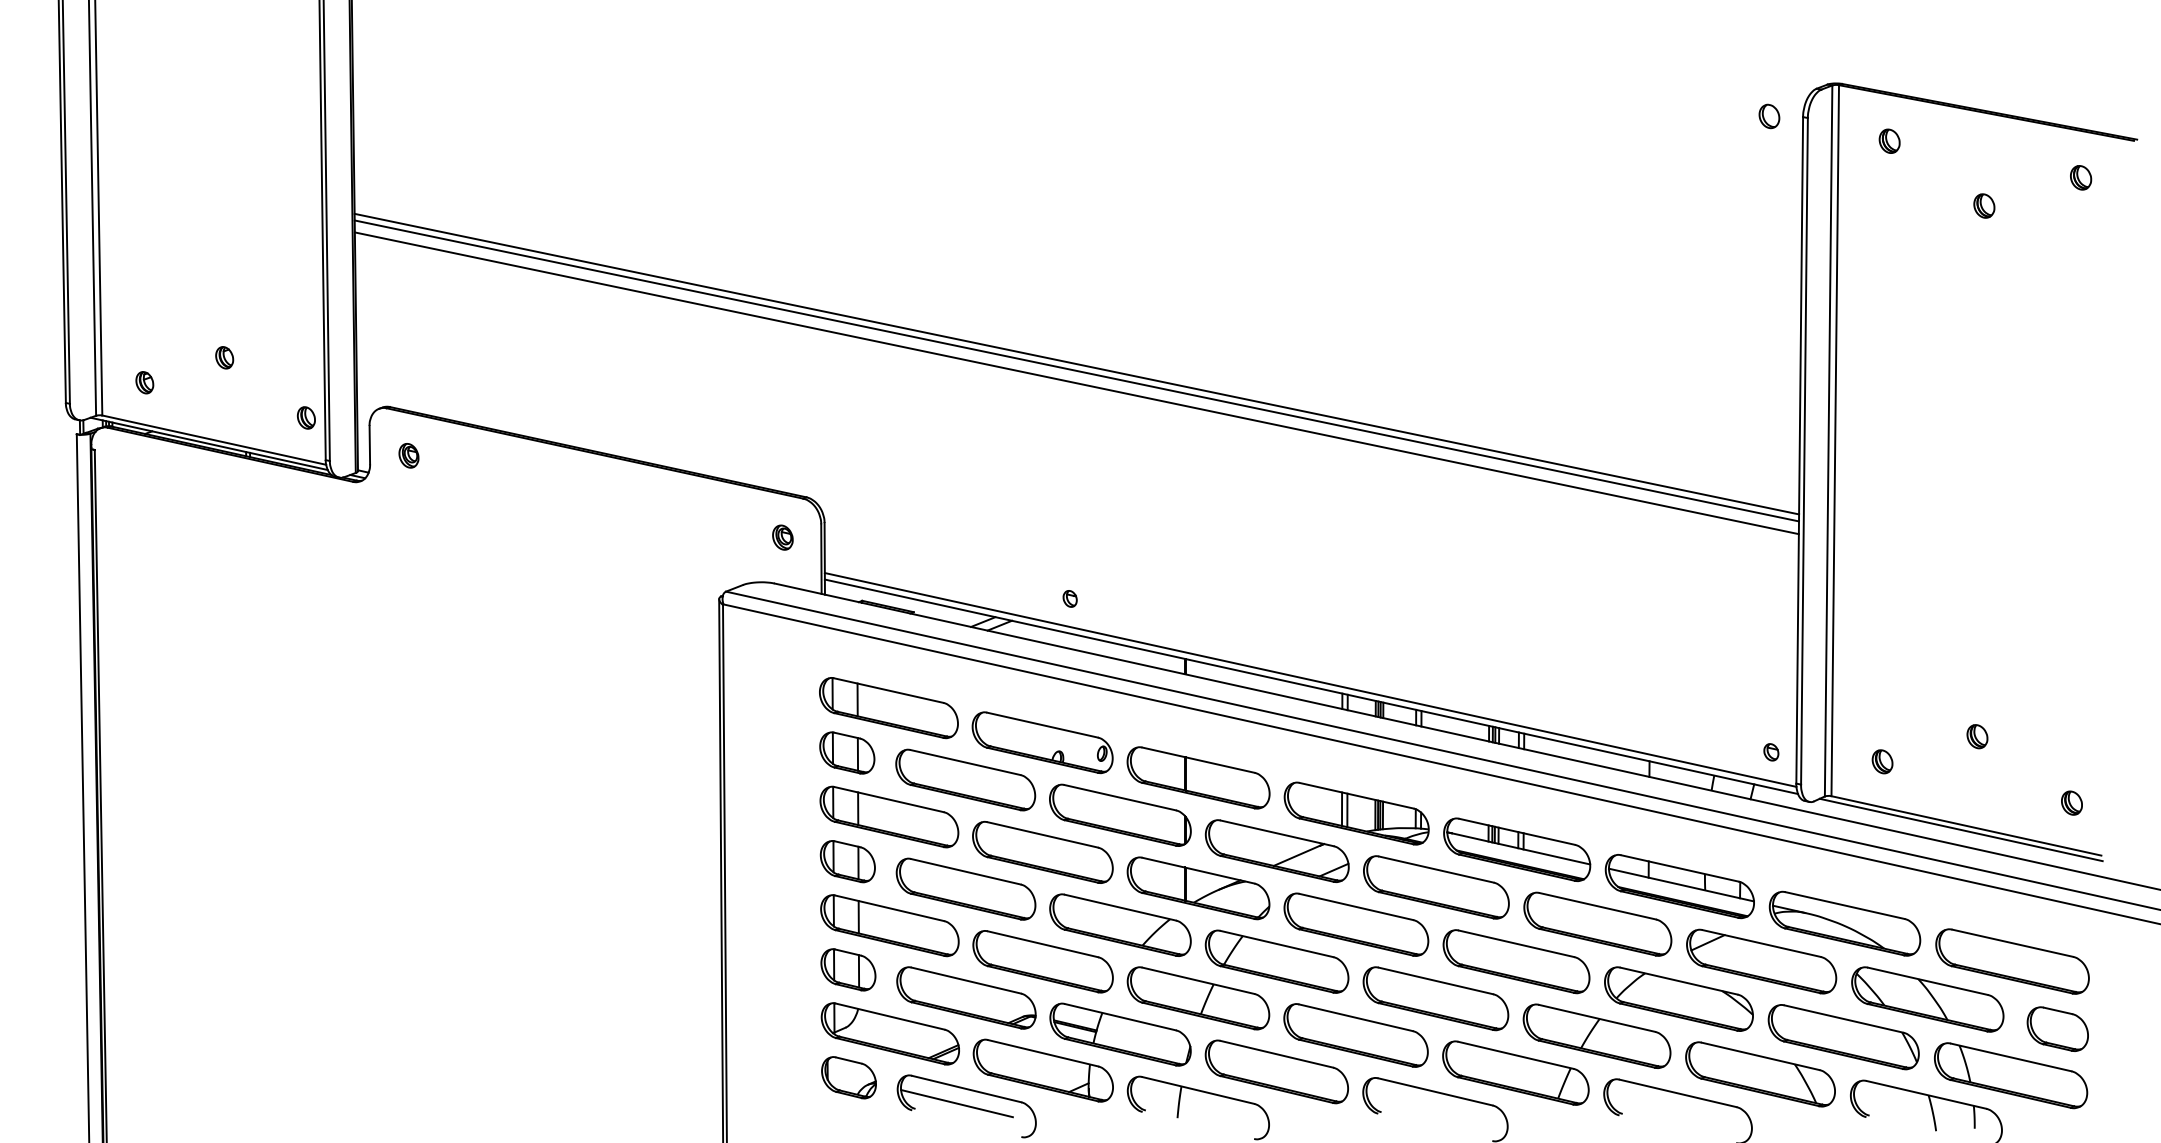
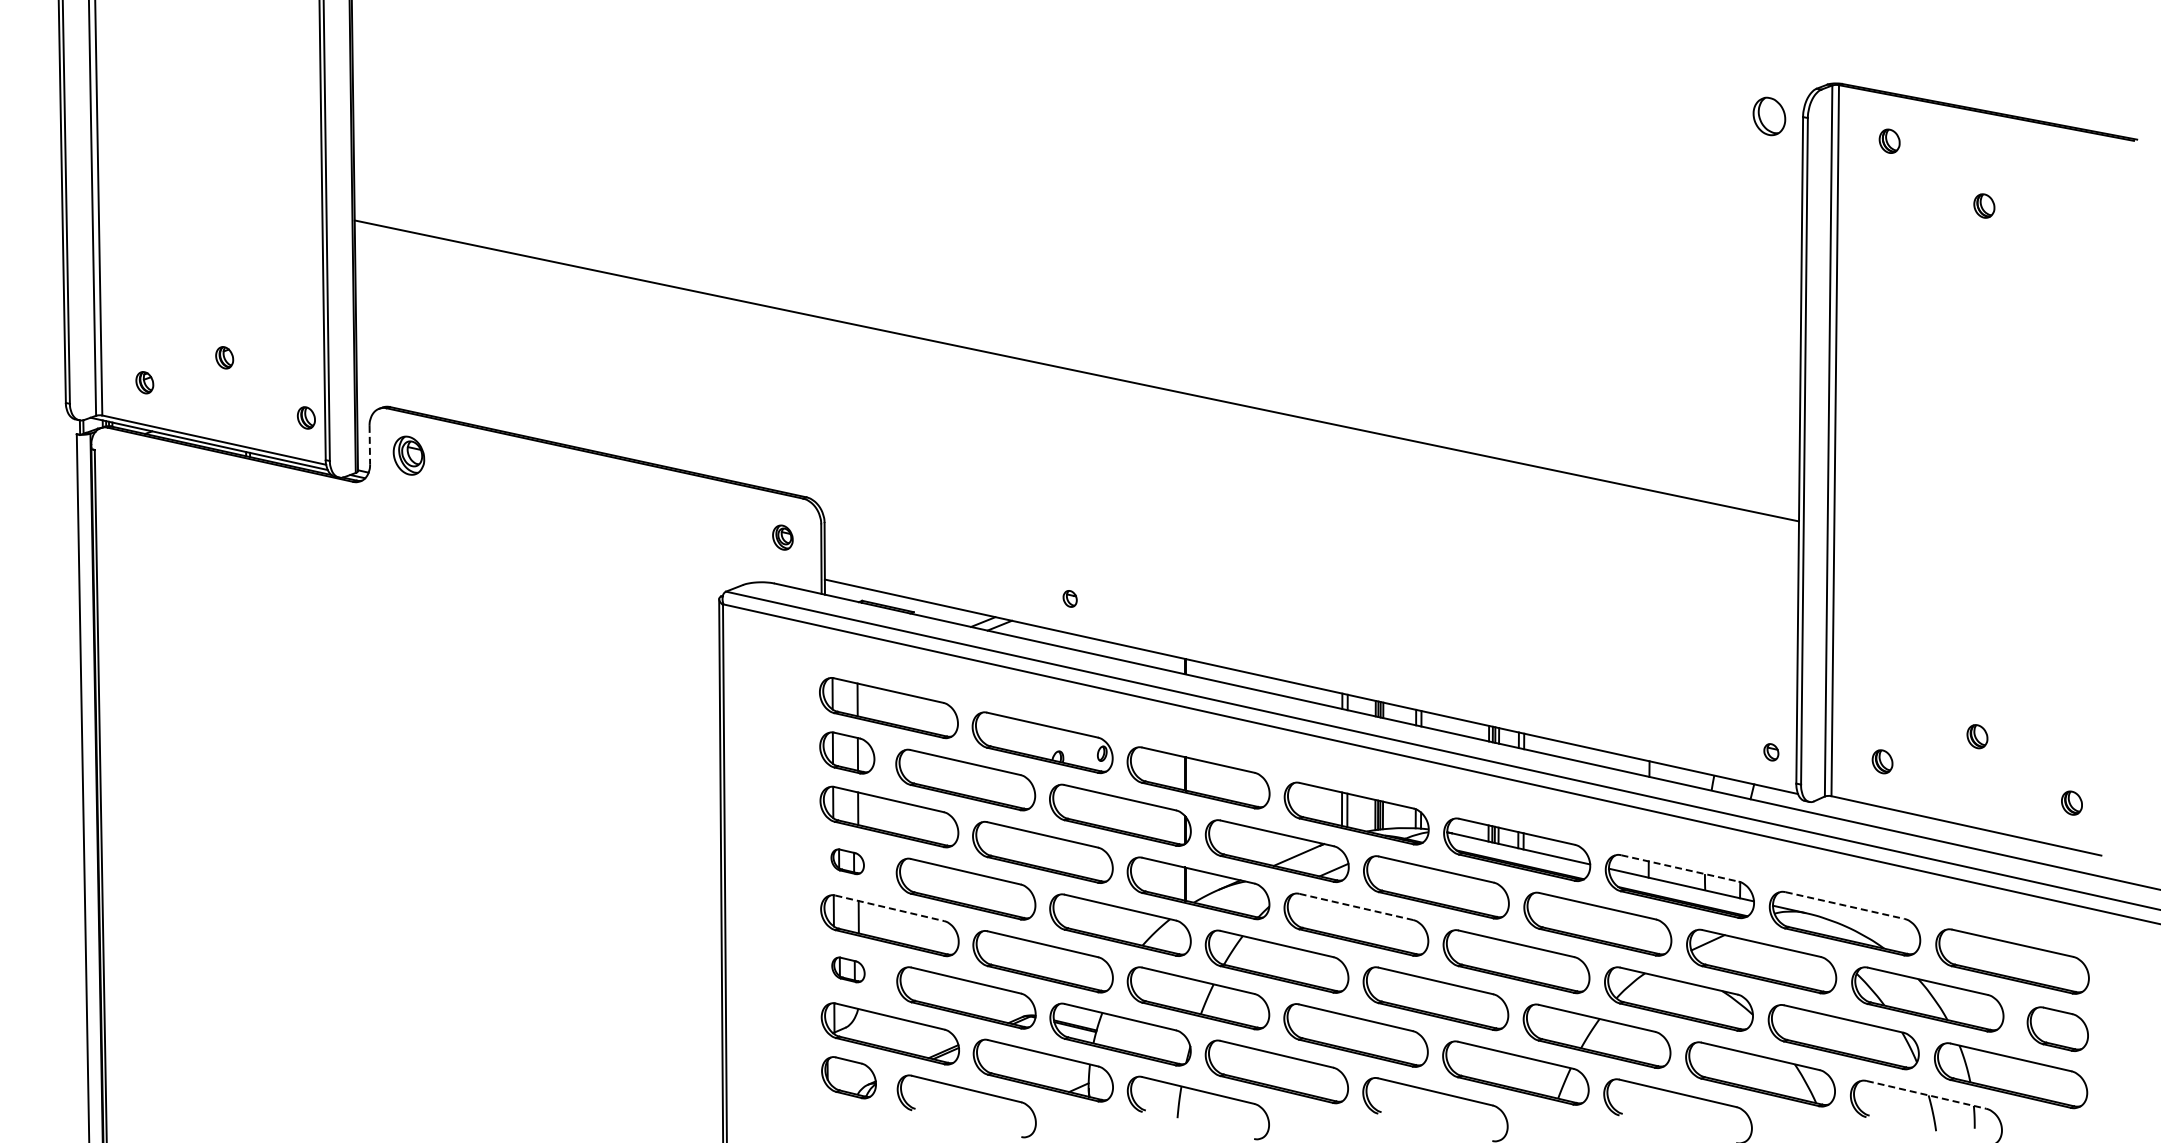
part size: 23x27 px -> 35x41 px (1769, 116)
part: present -> none (2081, 177)
line: present -> none (1076, 363)
line: present -> none (1076, 383)
line: solid -> dashed (369, 445)
part size: 22x26 px -> 34x41 px (408, 455)
line: present -> none (1310, 679)
line: present -> none (1960, 829)
part size: 57x44 px -> 35x28 px (847, 861)
line: solid -> dashed (1680, 868)
line: solid -> dashed (1845, 905)
line: solid -> dashed (1356, 907)
line: solid -> dashed (889, 908)
part size: 57x44 px -> 35x28 px (848, 969)
line: solid -> dashed (1927, 1095)
line: present -> none (956, 1103)
